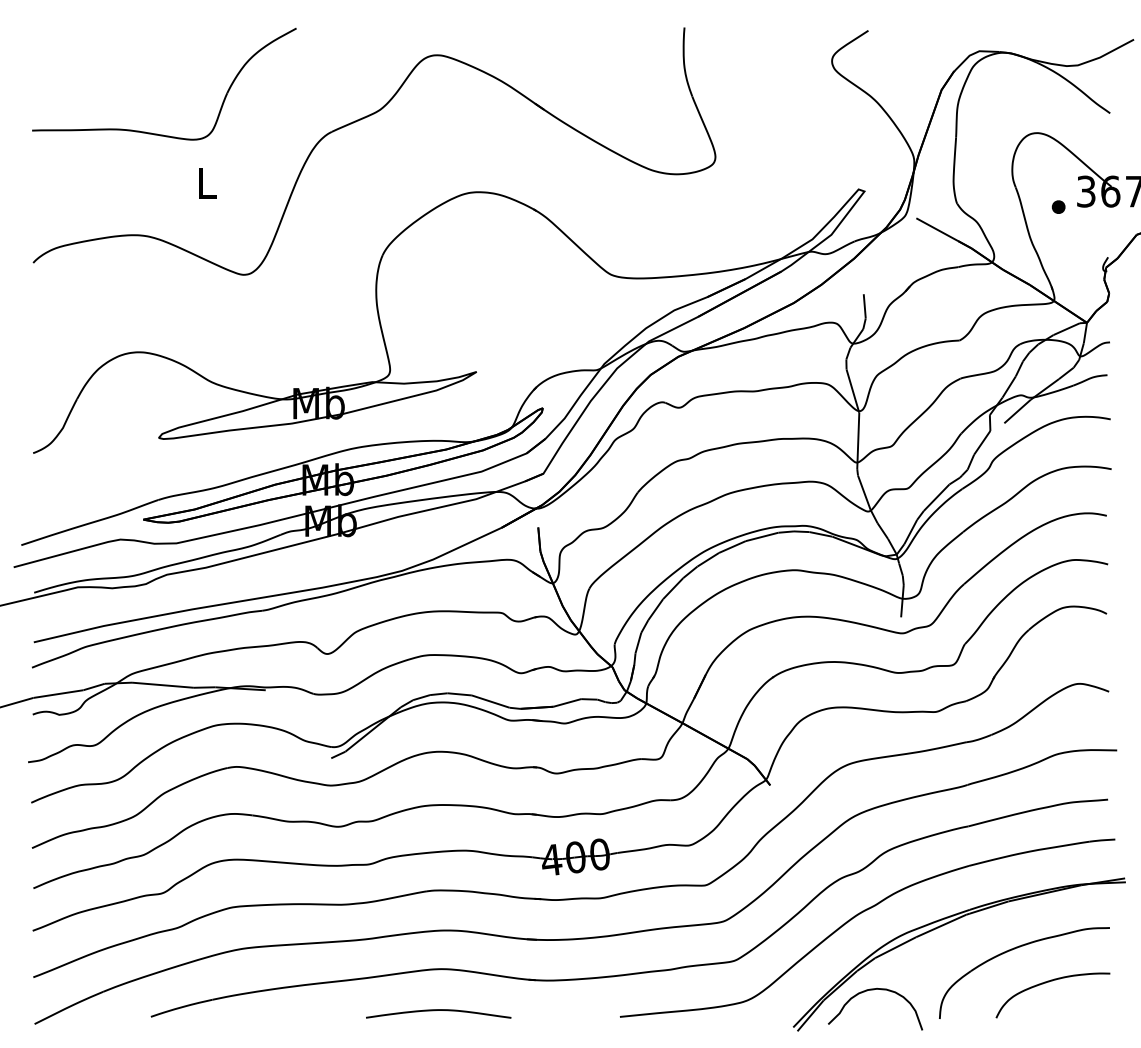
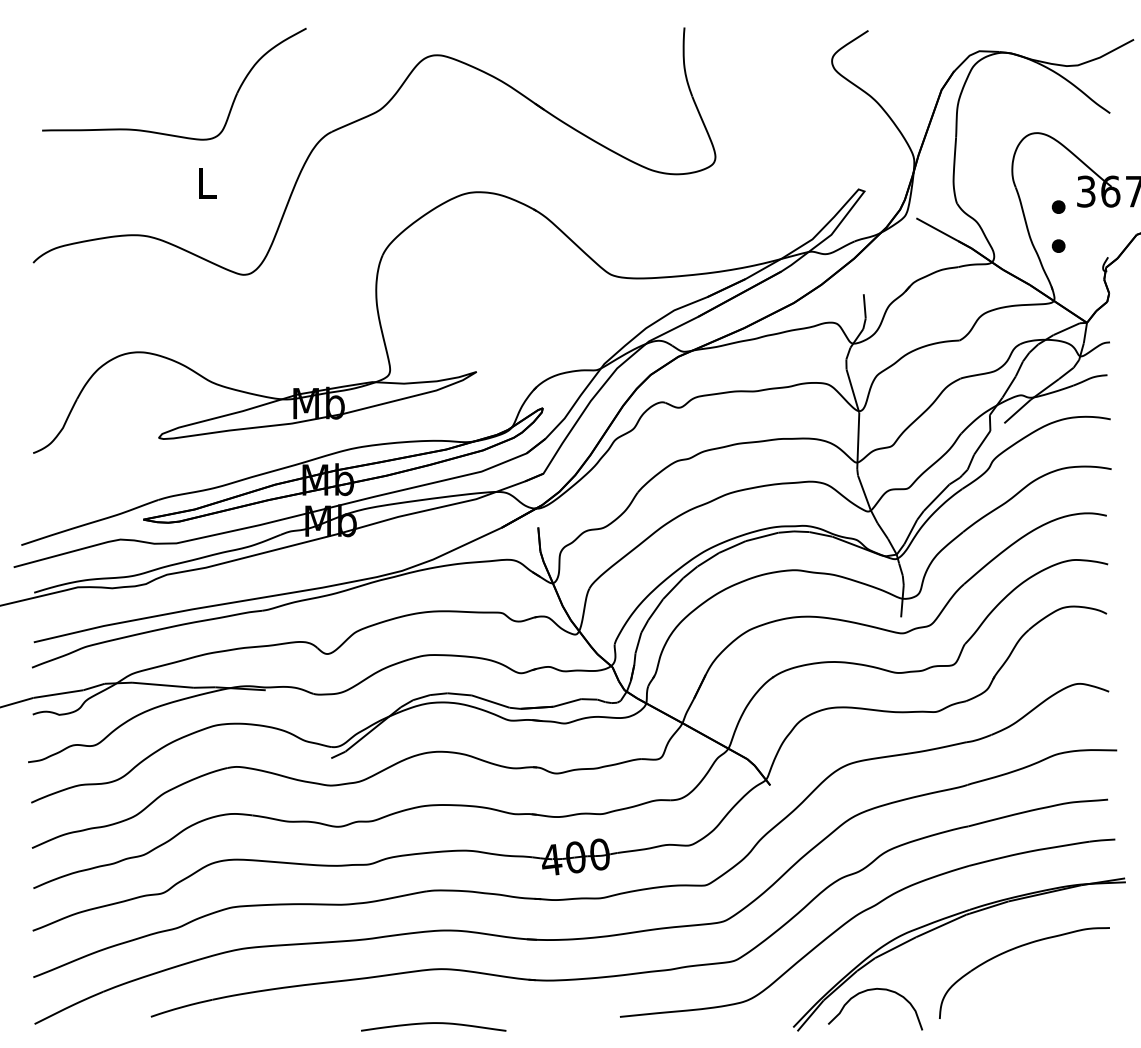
part position: (157, 133) -> (167, 133) (167, 133)
part: none -> present (1058, 245)
curve: present -> none (1049, 982)
curve position: (438, 1010) -> (433, 1023) (433, 1023)
